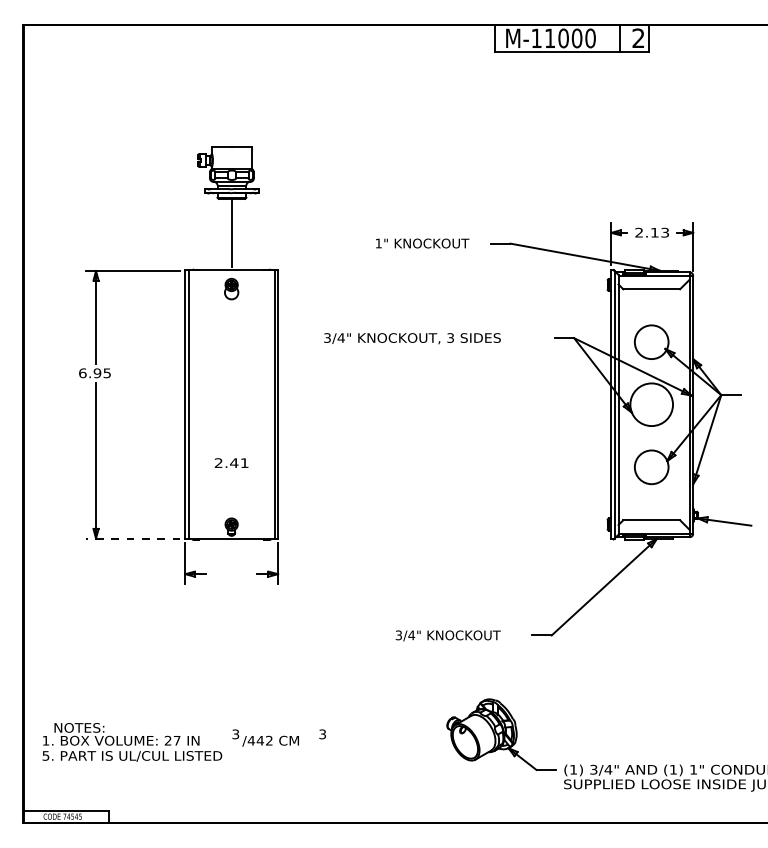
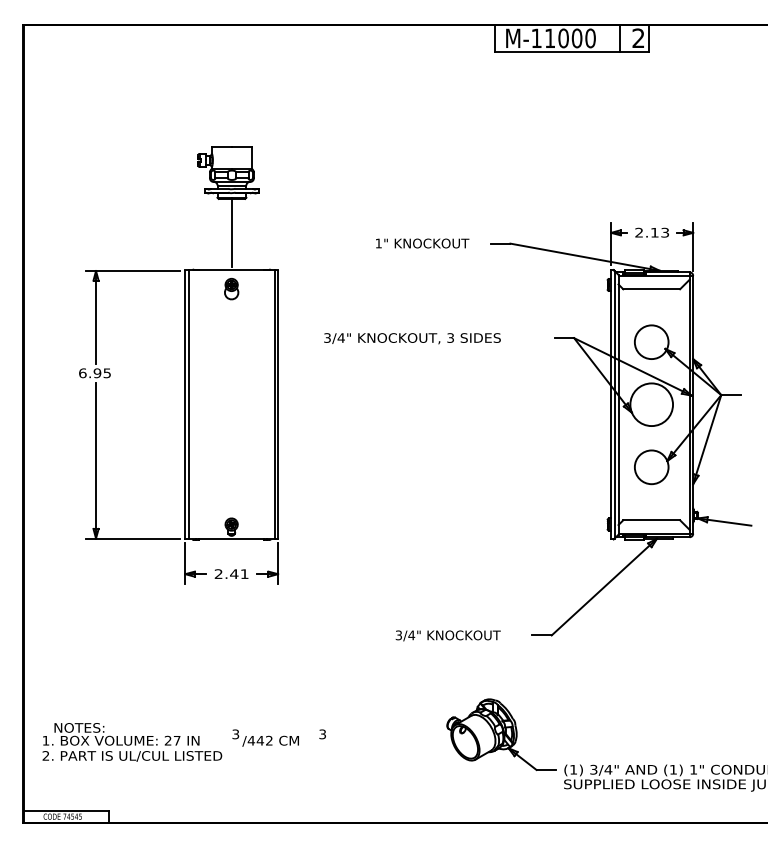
text position: (231, 462) -> (231, 573) (231, 573)
line: dashed -> solid (132, 538)
text: 5. -> 2. (45, 755)
